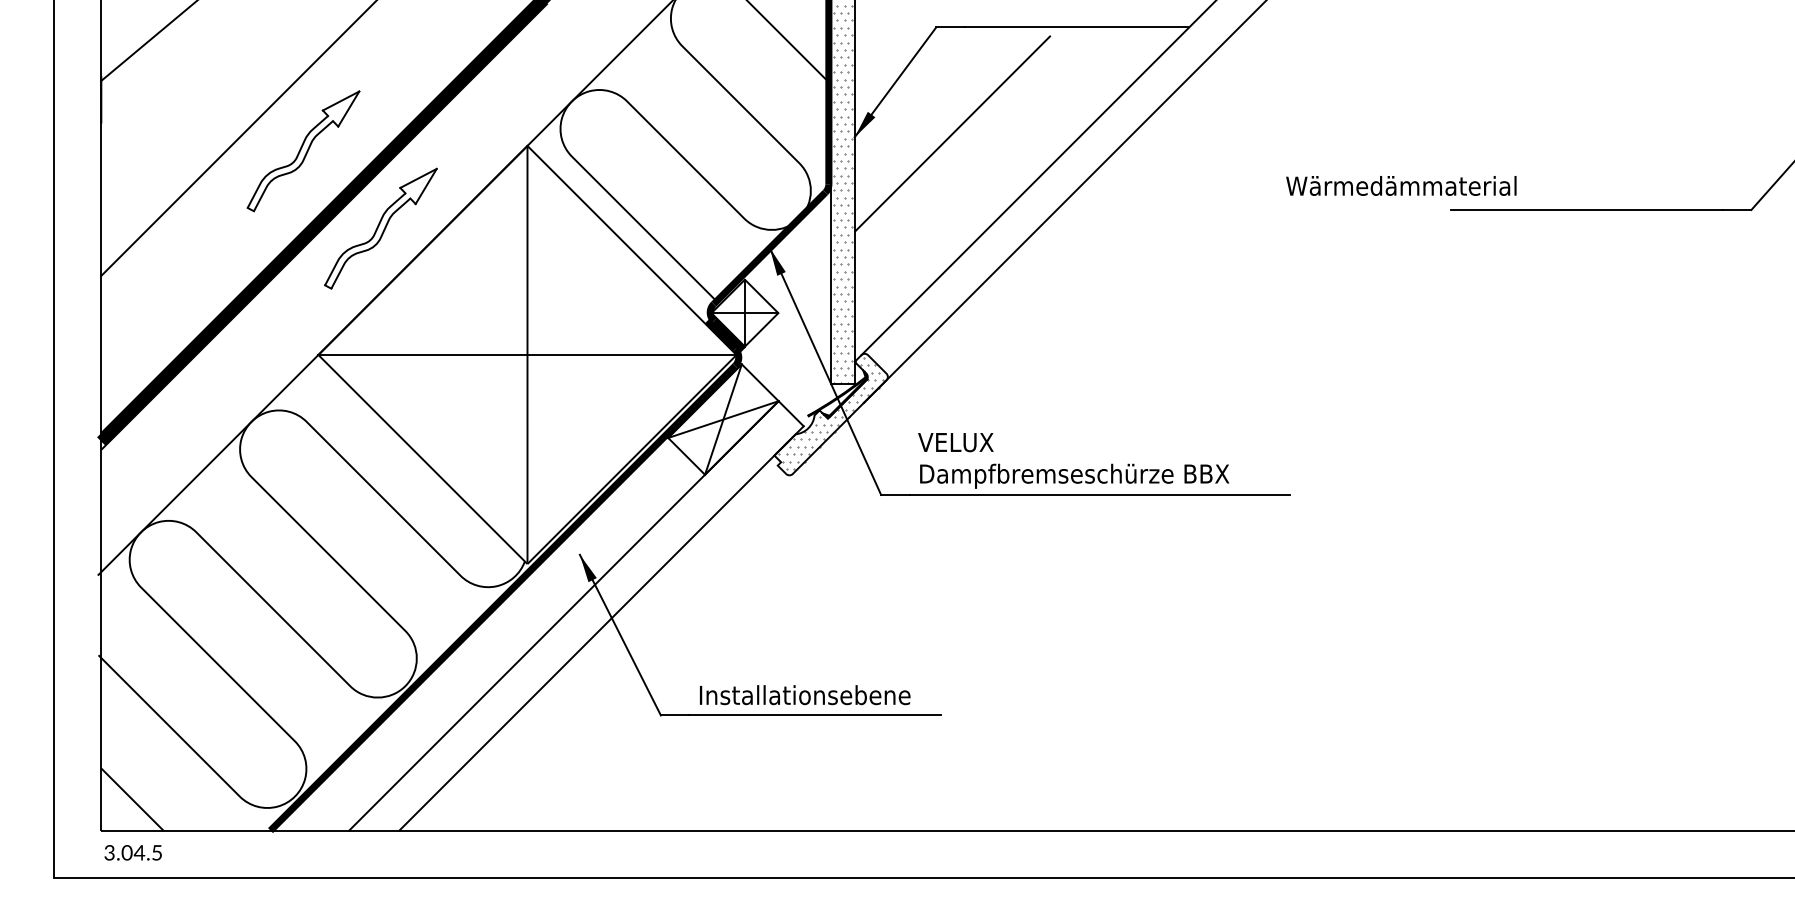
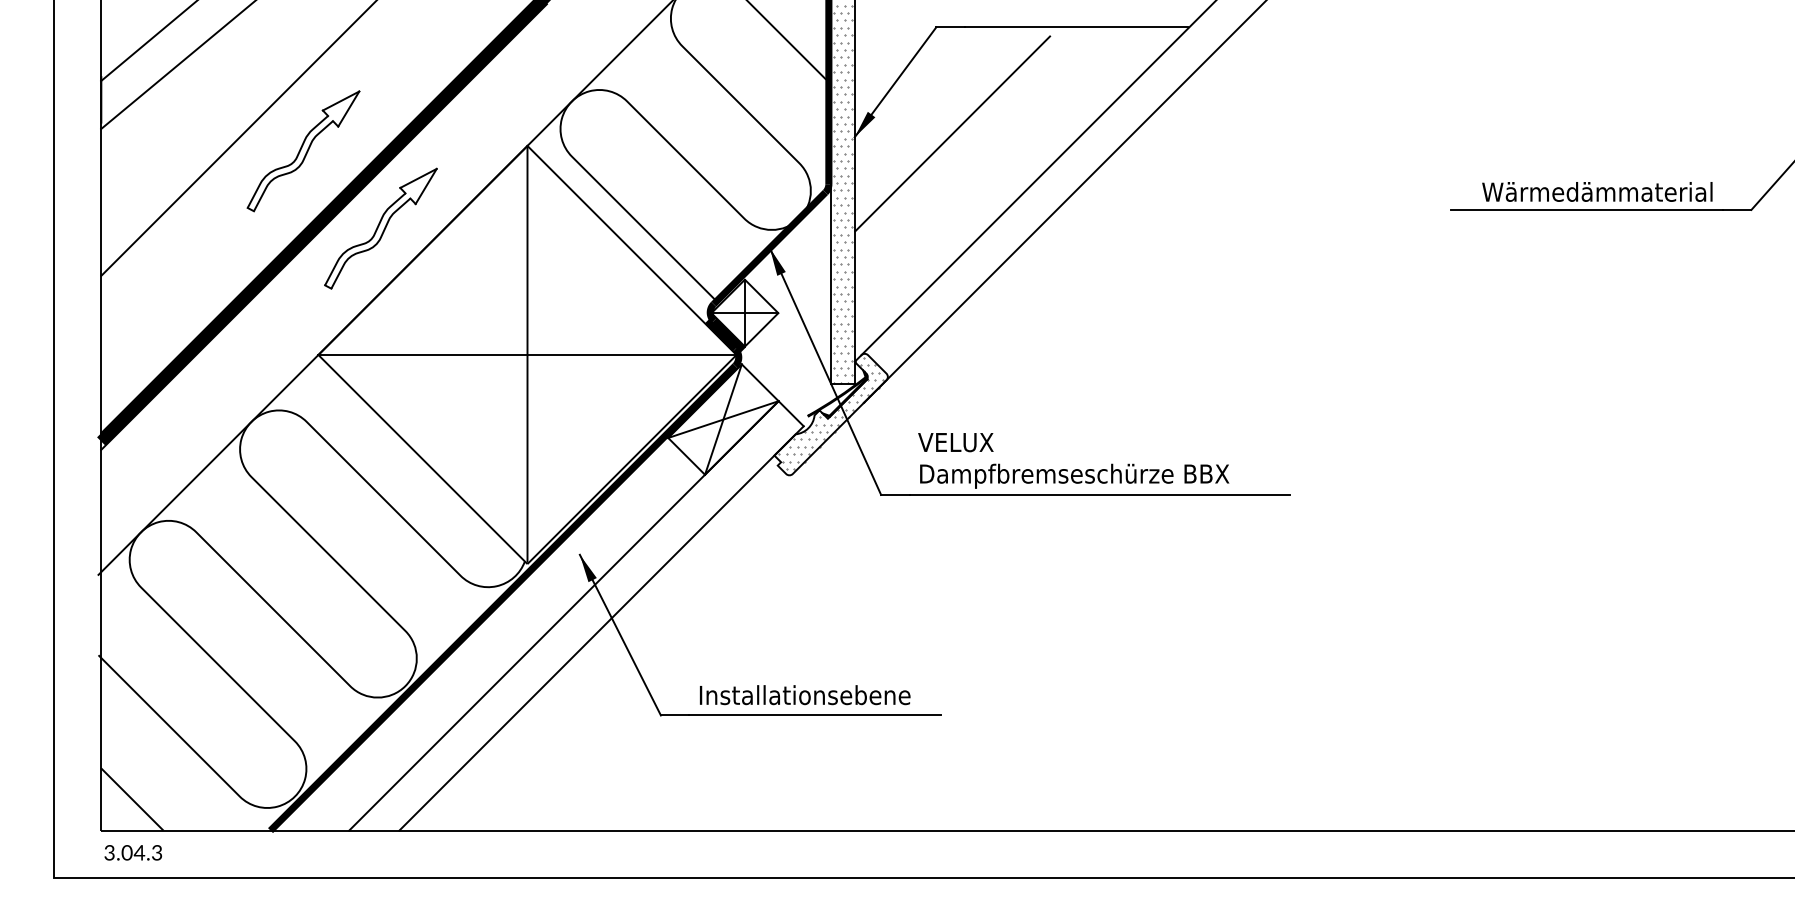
line: none -> present (177, 65)
text position: (1401, 185) -> (1597, 191) (1597, 191)
text: 3.04.5 -> 3.04.3 (157, 852)
